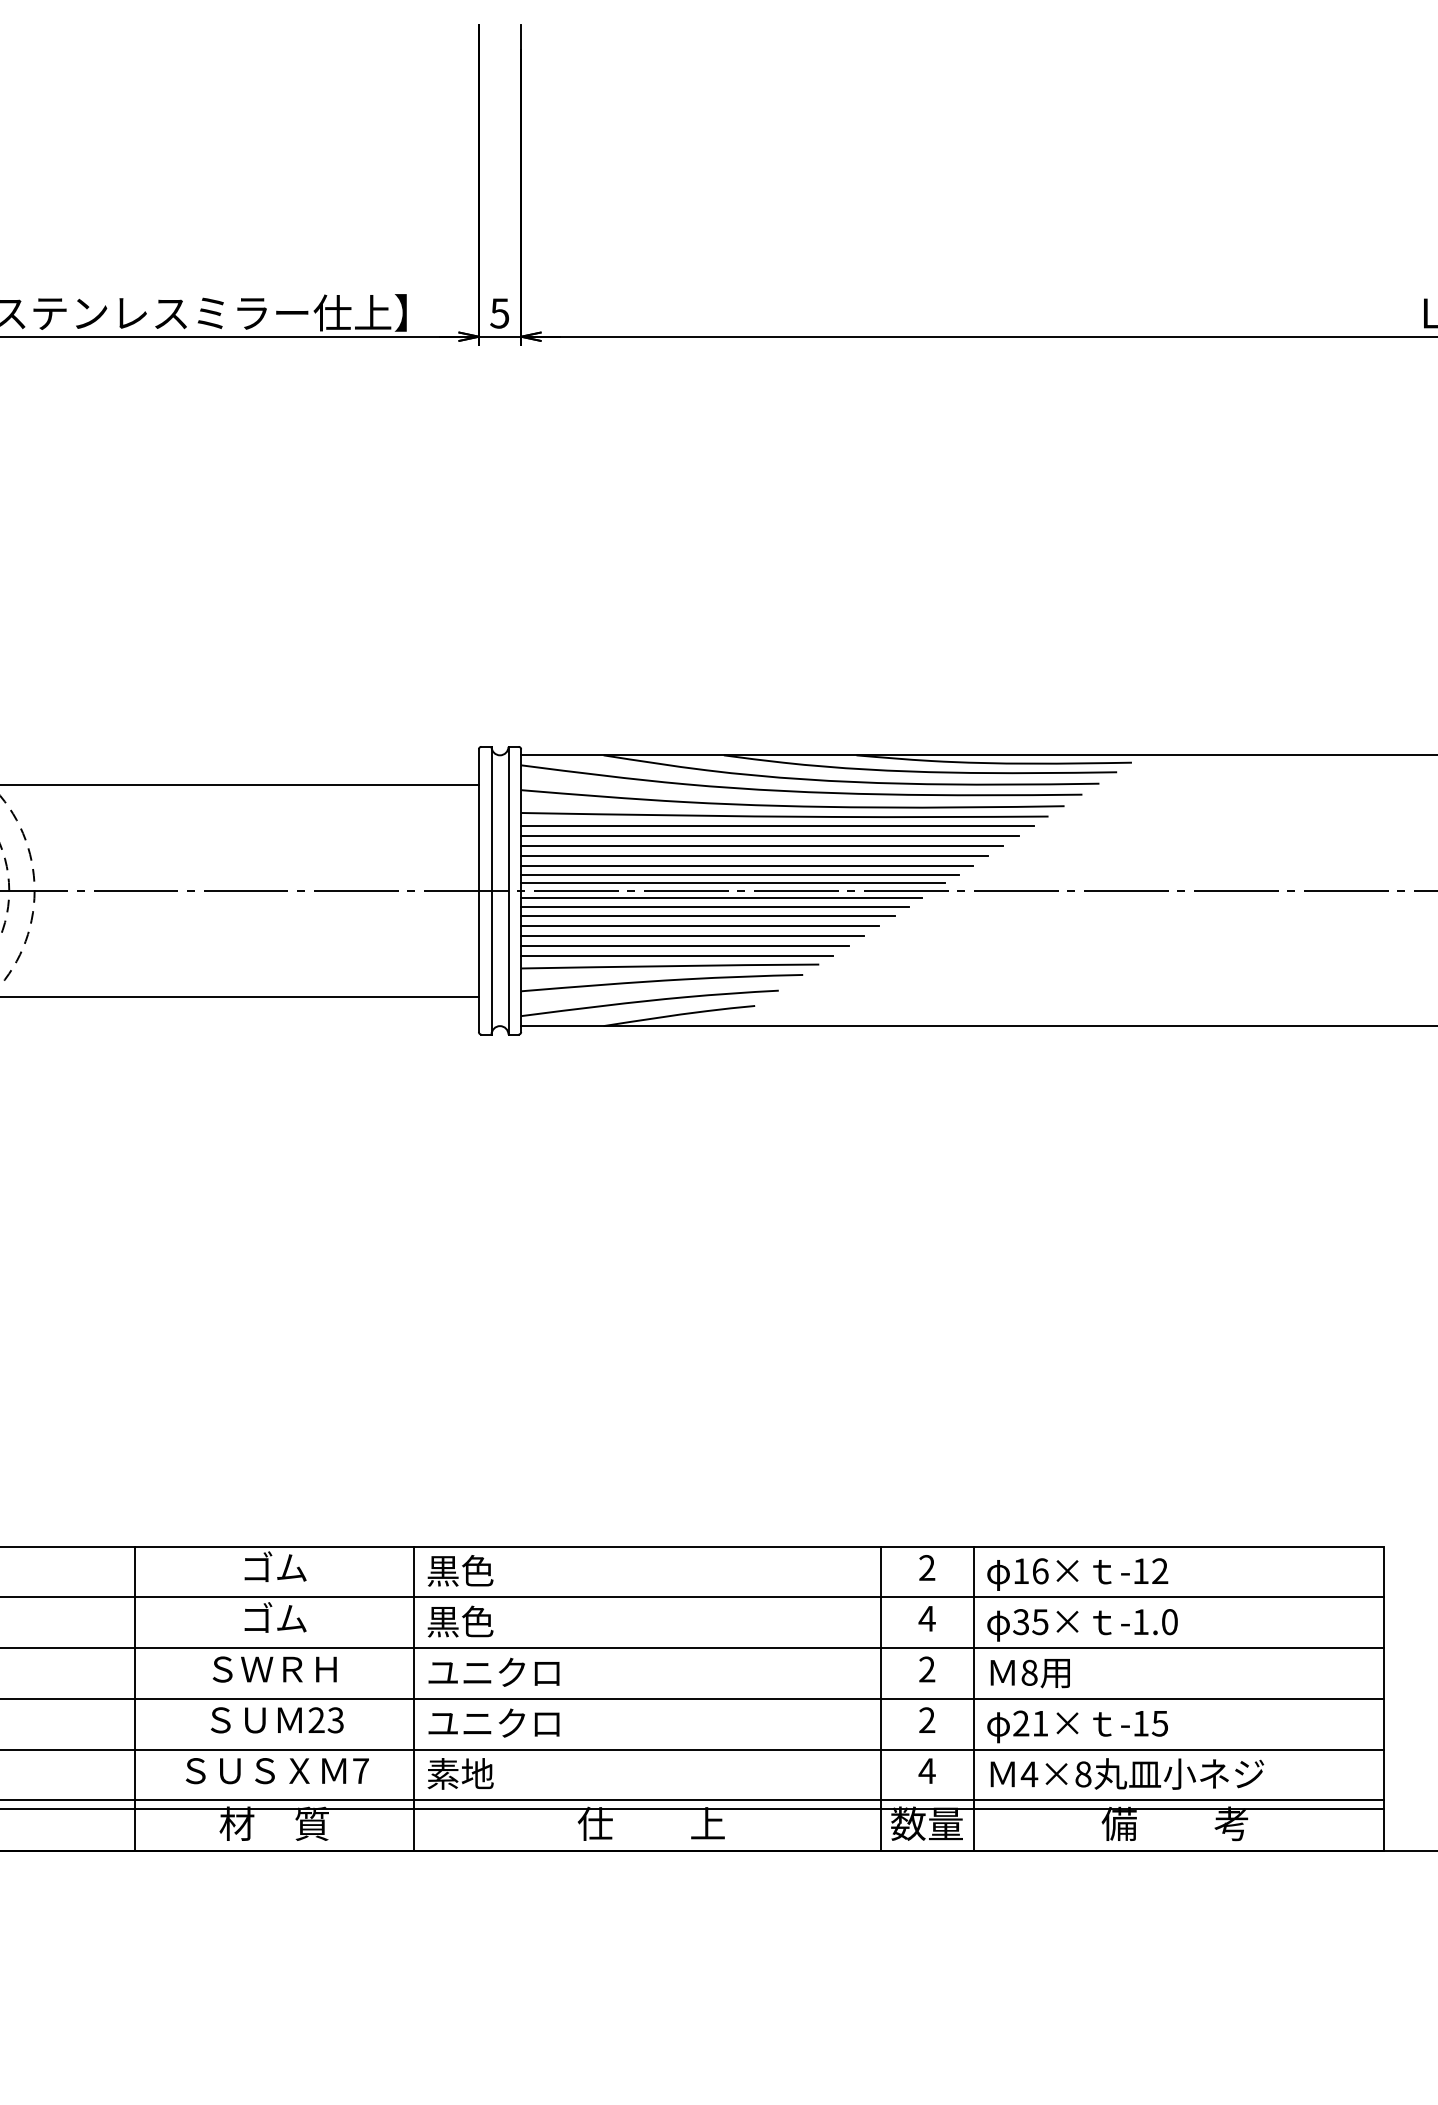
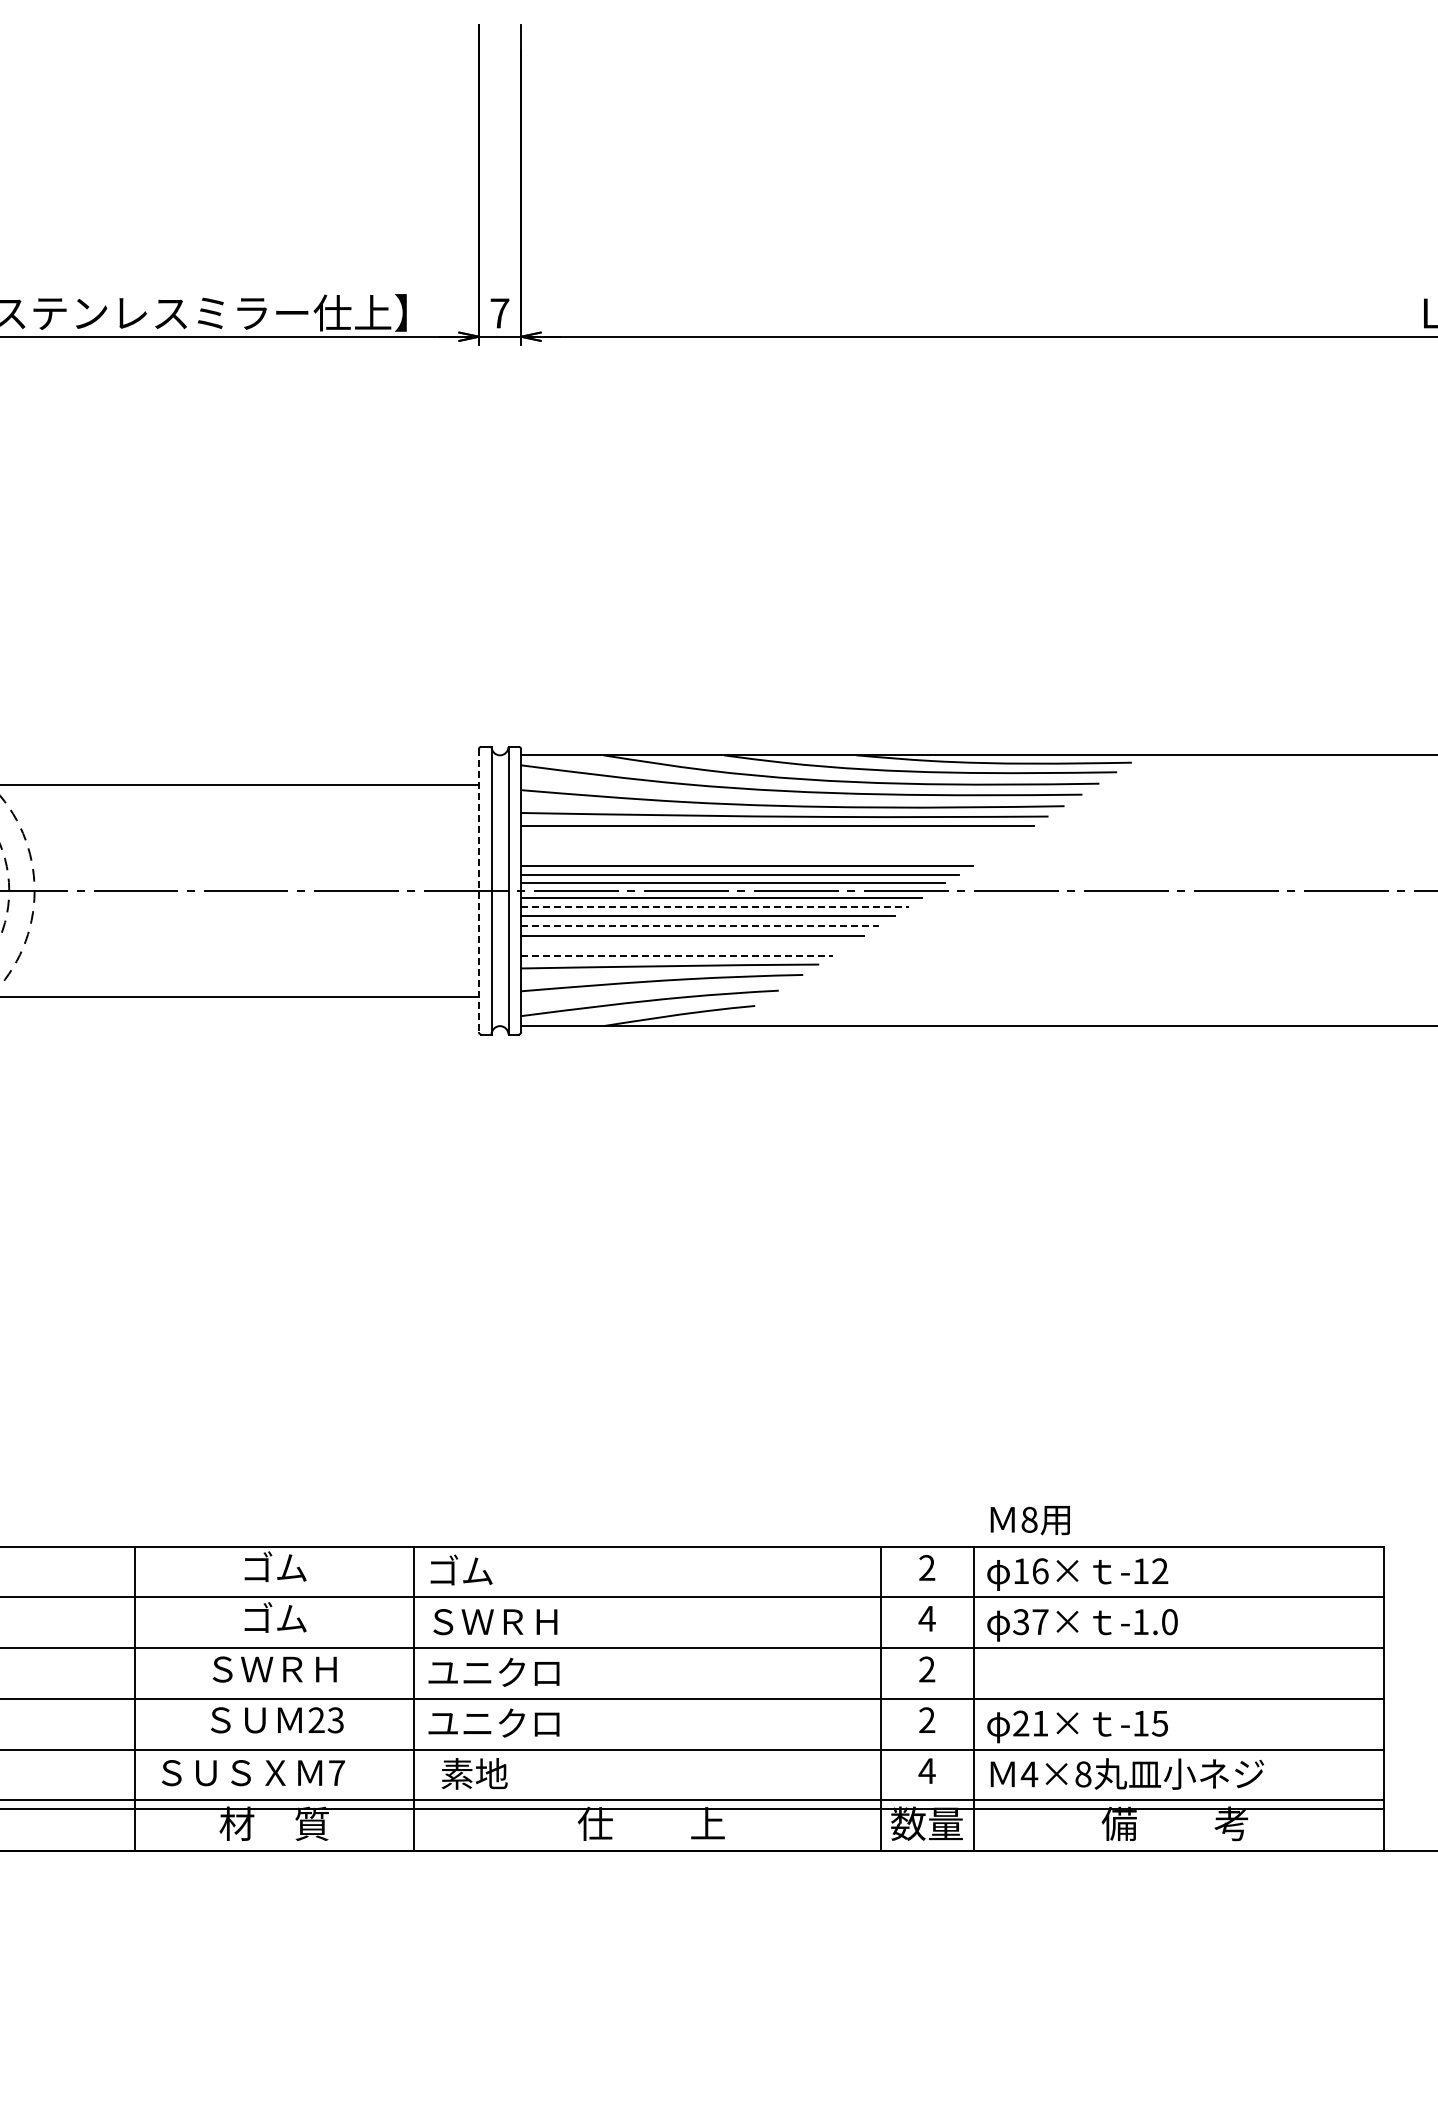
text: 5 -> 7 (499, 313)
line: present -> none (769, 835)
line: present -> none (762, 845)
line: present -> none (754, 855)
line: solid -> dashed (478, 891)
line: solid -> dashed (714, 906)
line: solid -> dashed (700, 925)
line: present -> none (684, 945)
line: solid -> dashed (677, 955)
text: 黒色 -> ゴム (460, 1570)
text: 黒色 -> ＳＷＲＨ (492, 1621)
text: 35× -> 37× (1040, 1622)
text position: (1029, 1673) -> (1029, 1520) (1029, 1520)
text position: (276, 1771) -> (252, 1773) (252, 1773)
text position: (460, 1773) -> (474, 1773) (474, 1773)
